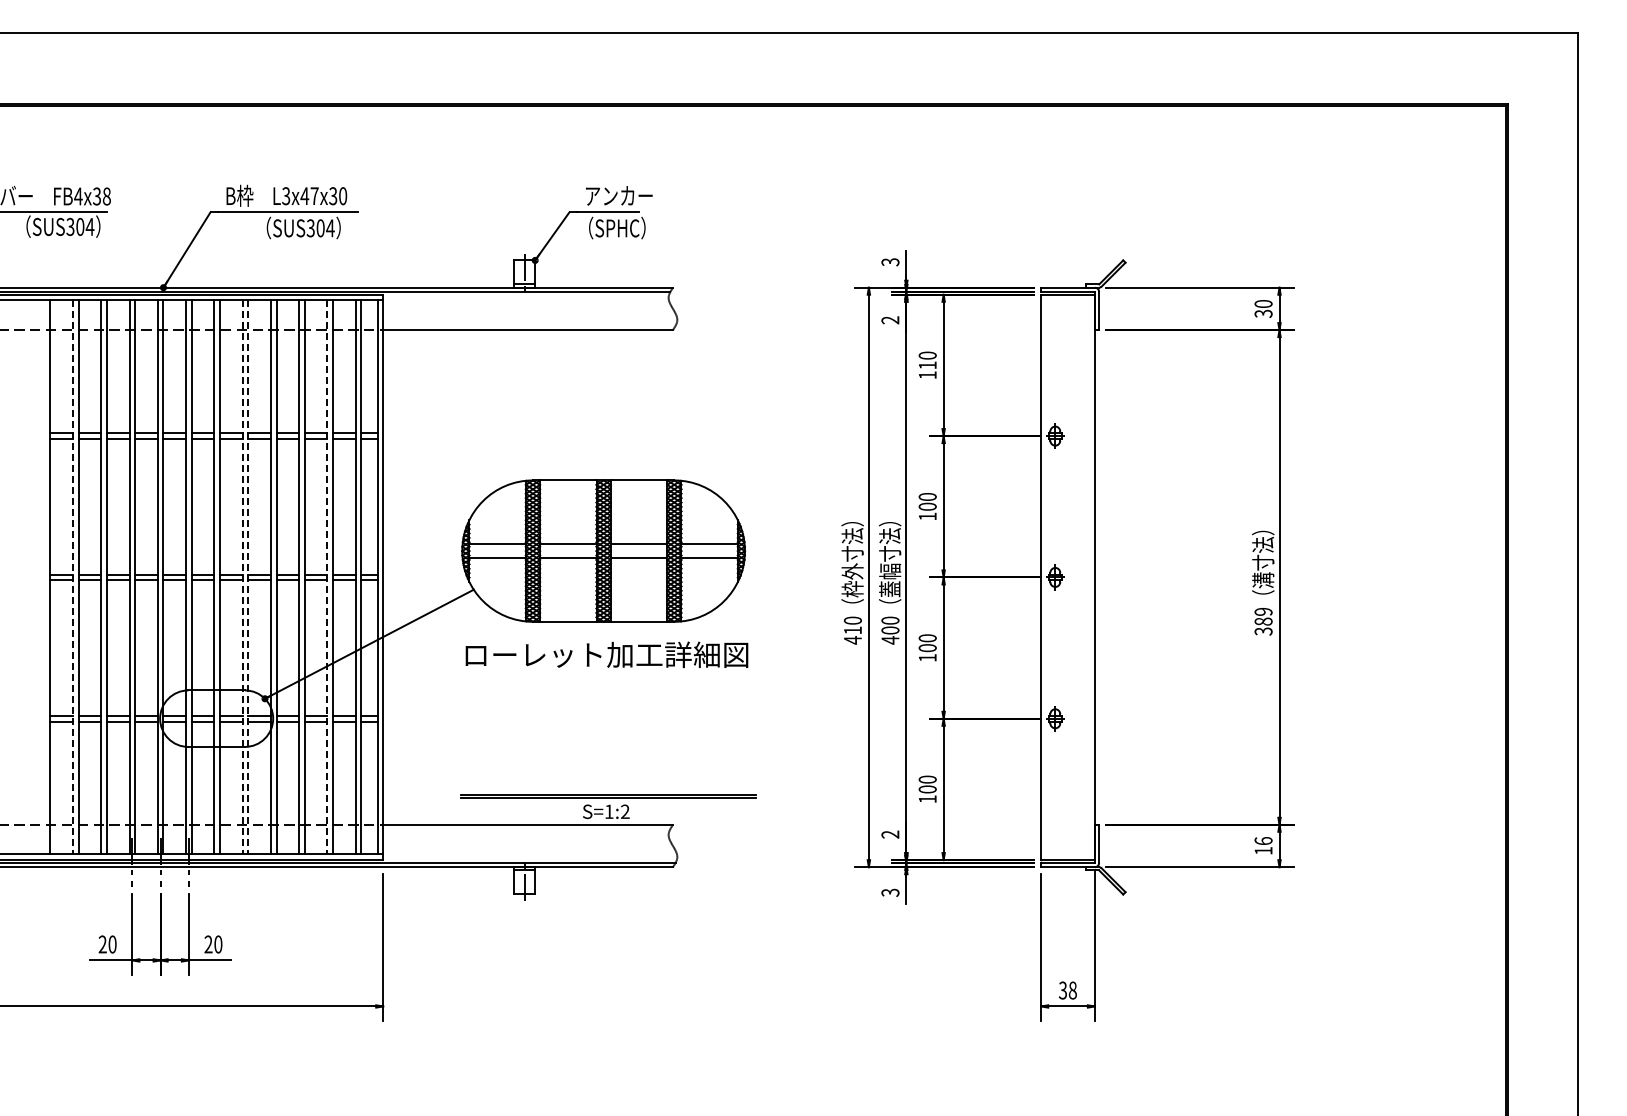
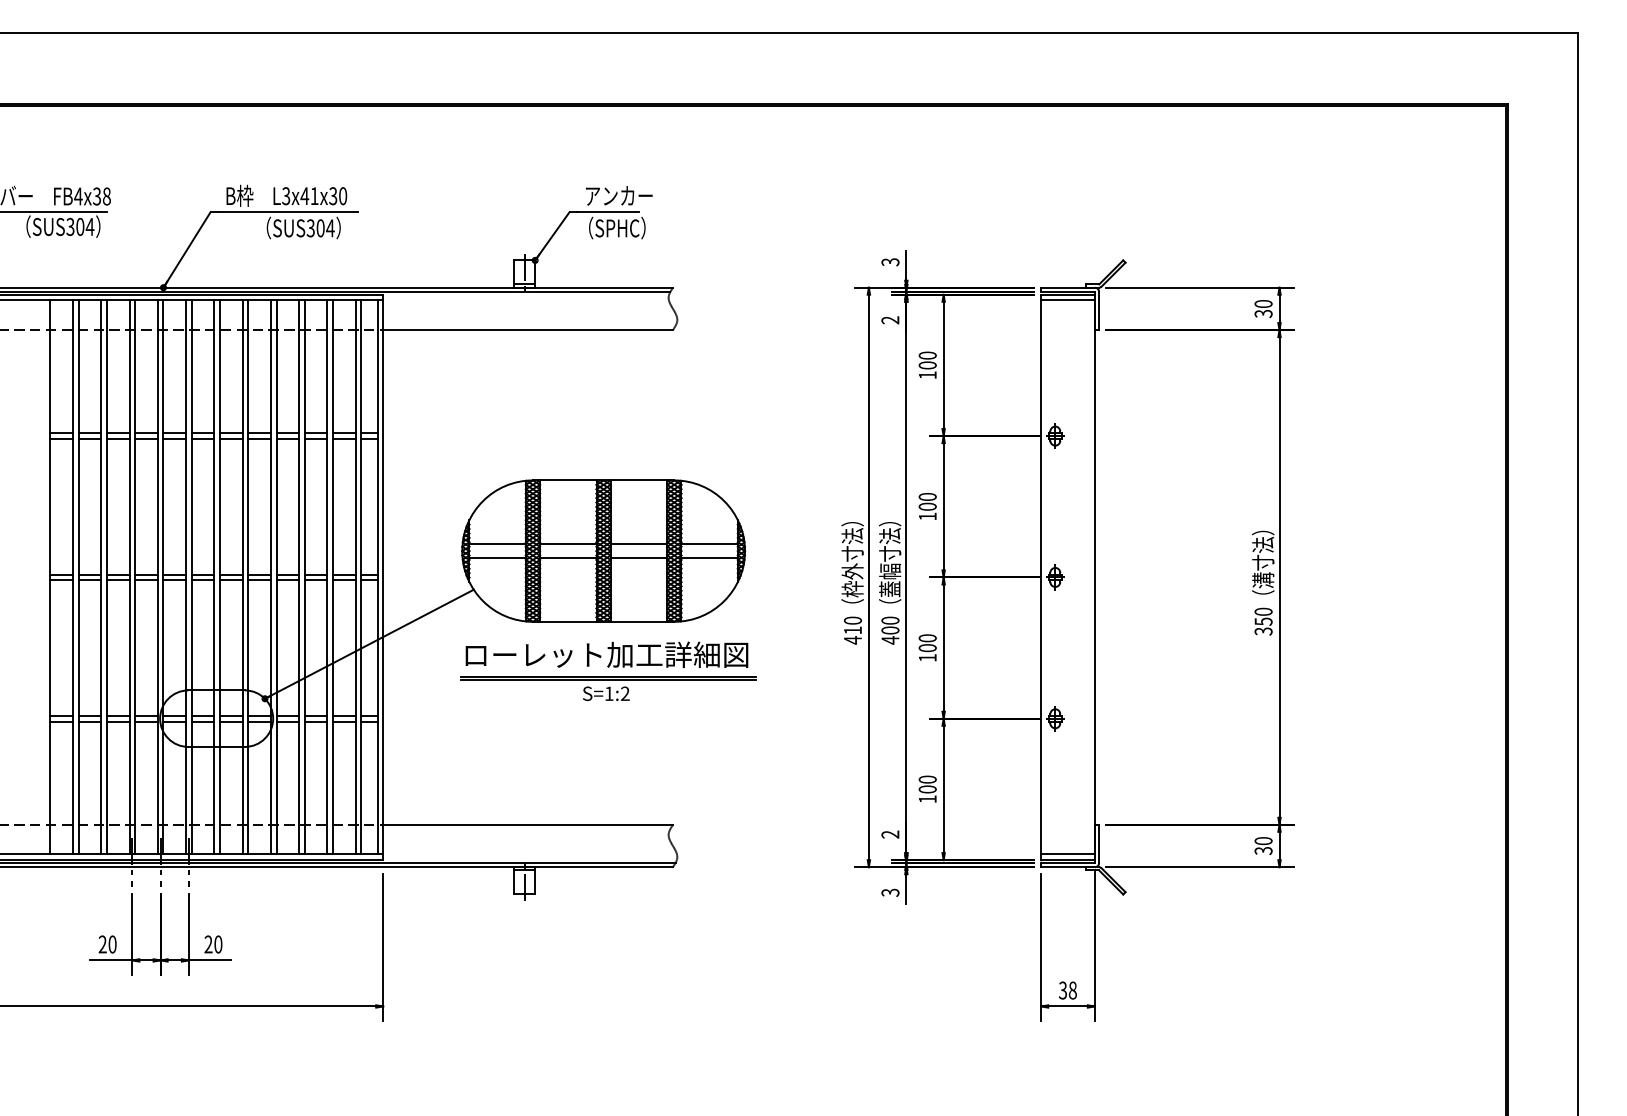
text: L3x47x30 -> L3x41x30 (314, 195)
line: none -> present (1067, 300)
text: 110 -> 100 (927, 365)
line: dashed -> solid (73, 577)
line: dashed -> solid (242, 577)
line: dashed -> solid (248, 577)
line: dashed -> solid (327, 577)
text: 389 -> 350 (1263, 616)
part position: (608, 806) -> (608, 688) (608, 688)
text: 16 -> 30 (1263, 846)
line: none -> present (1067, 854)
